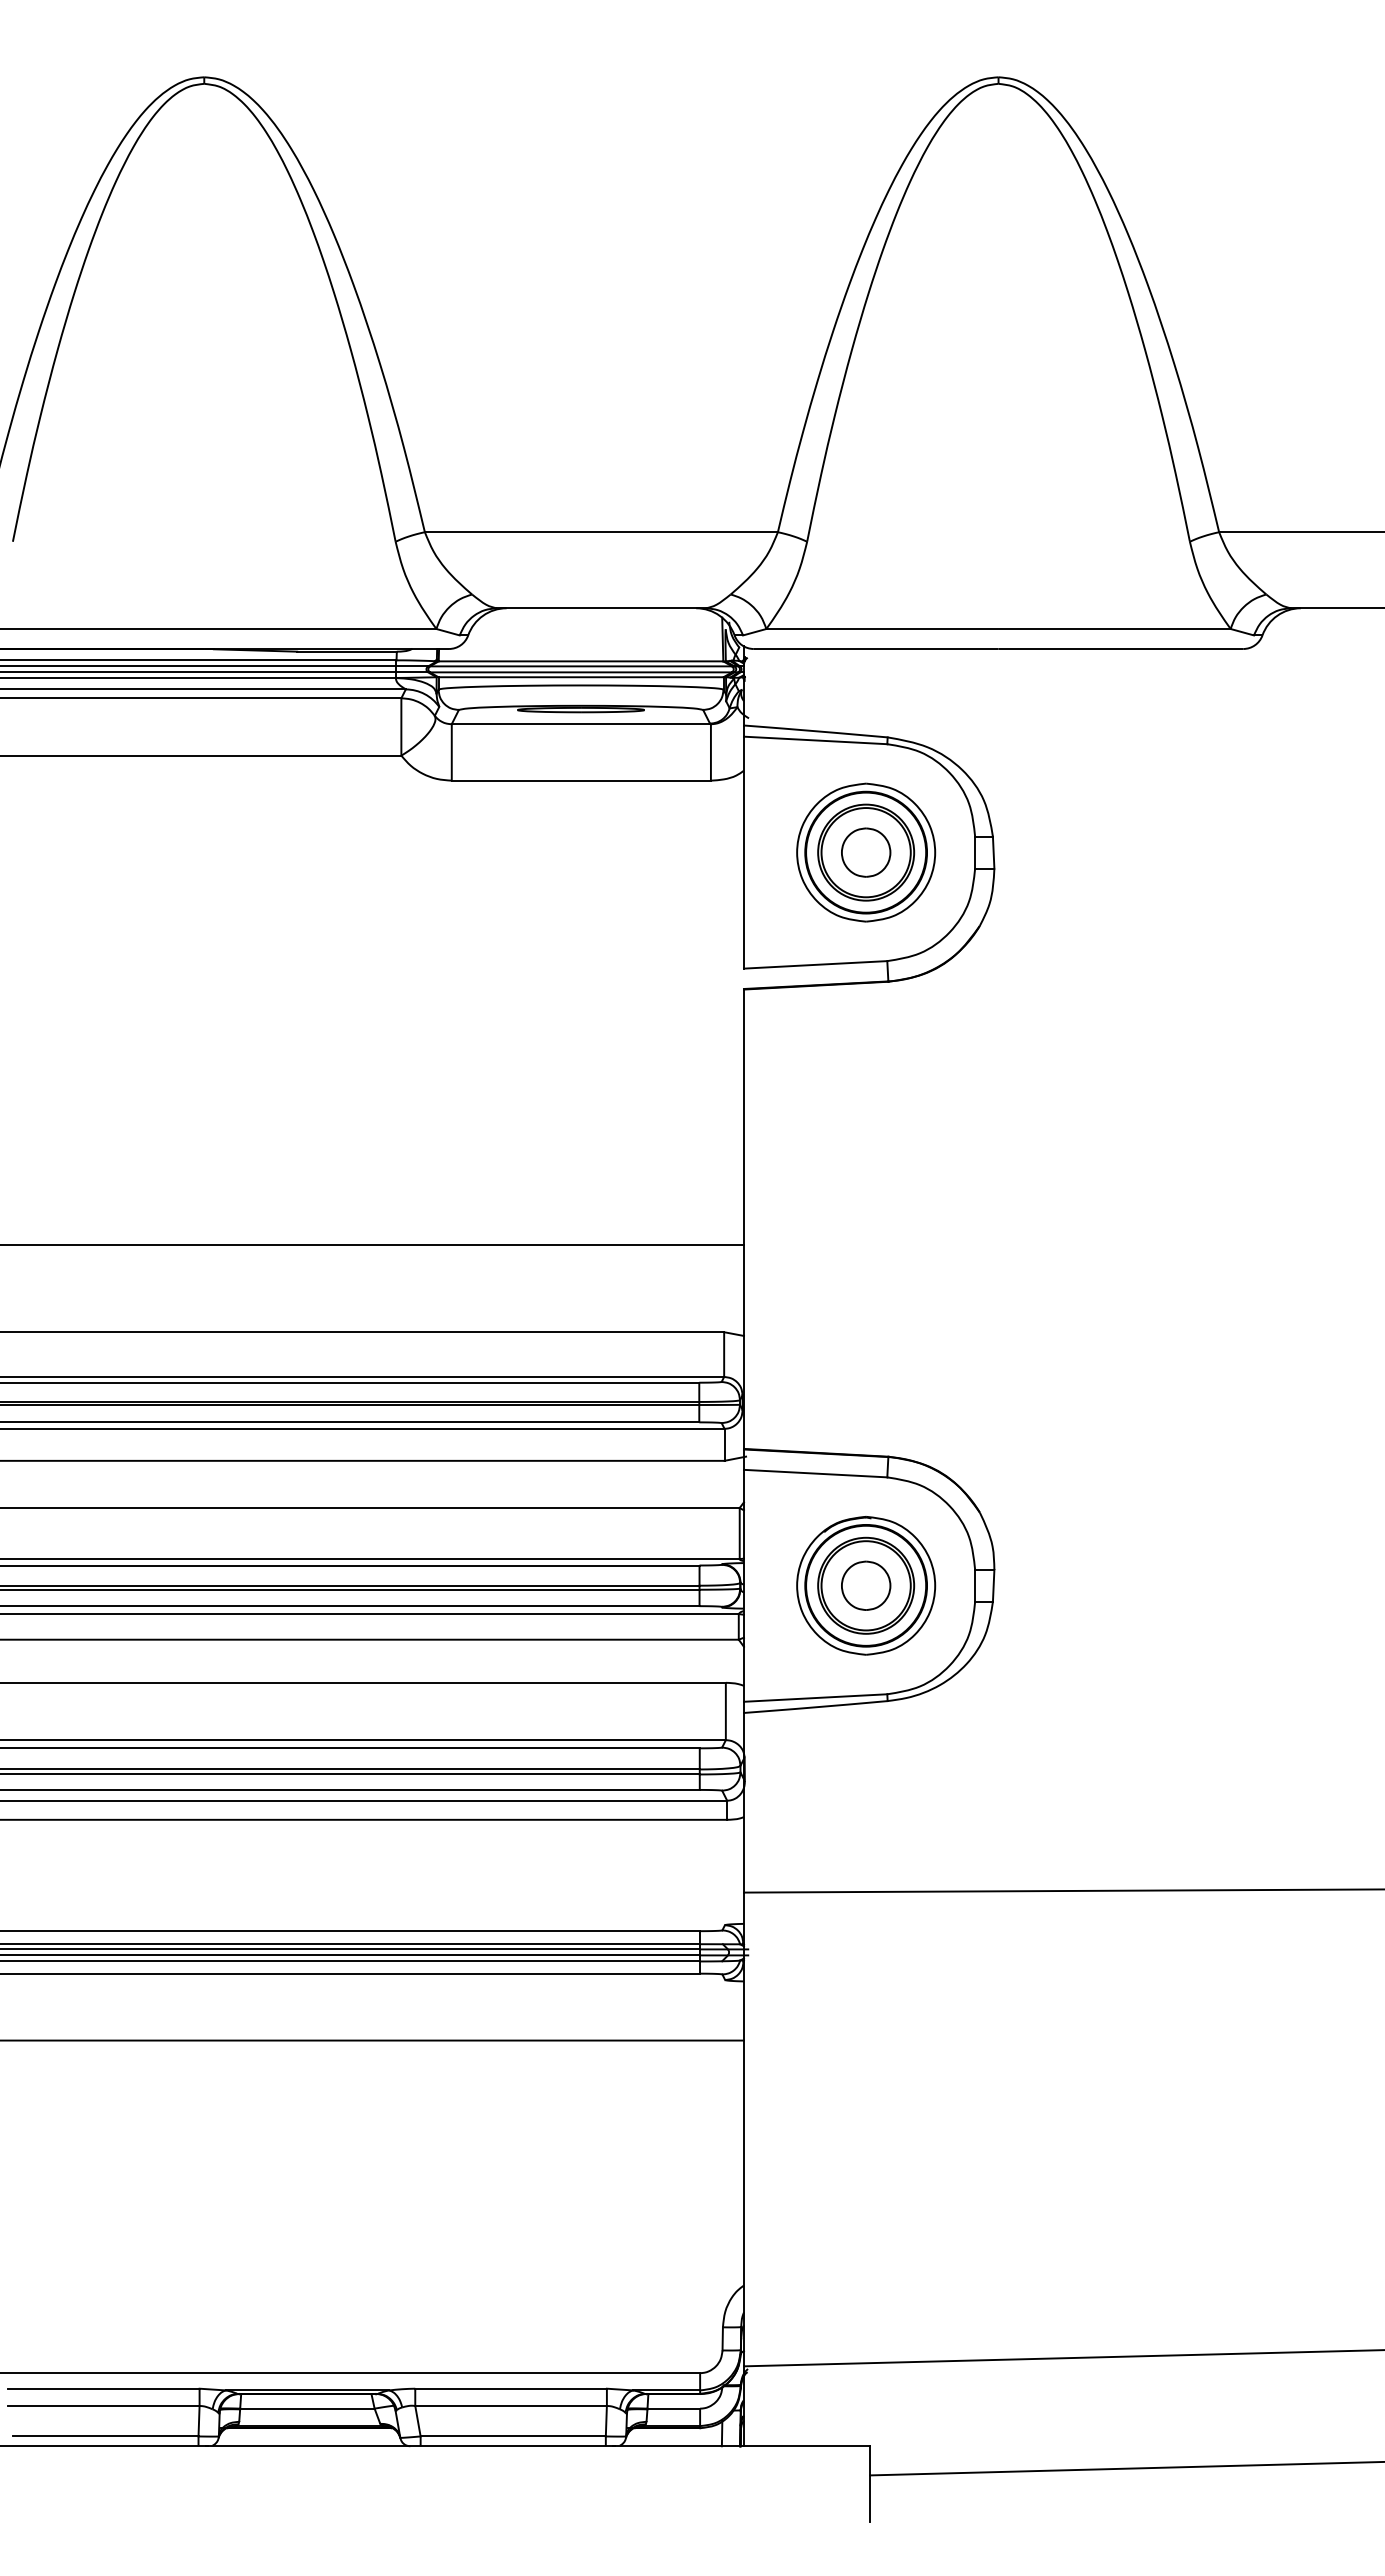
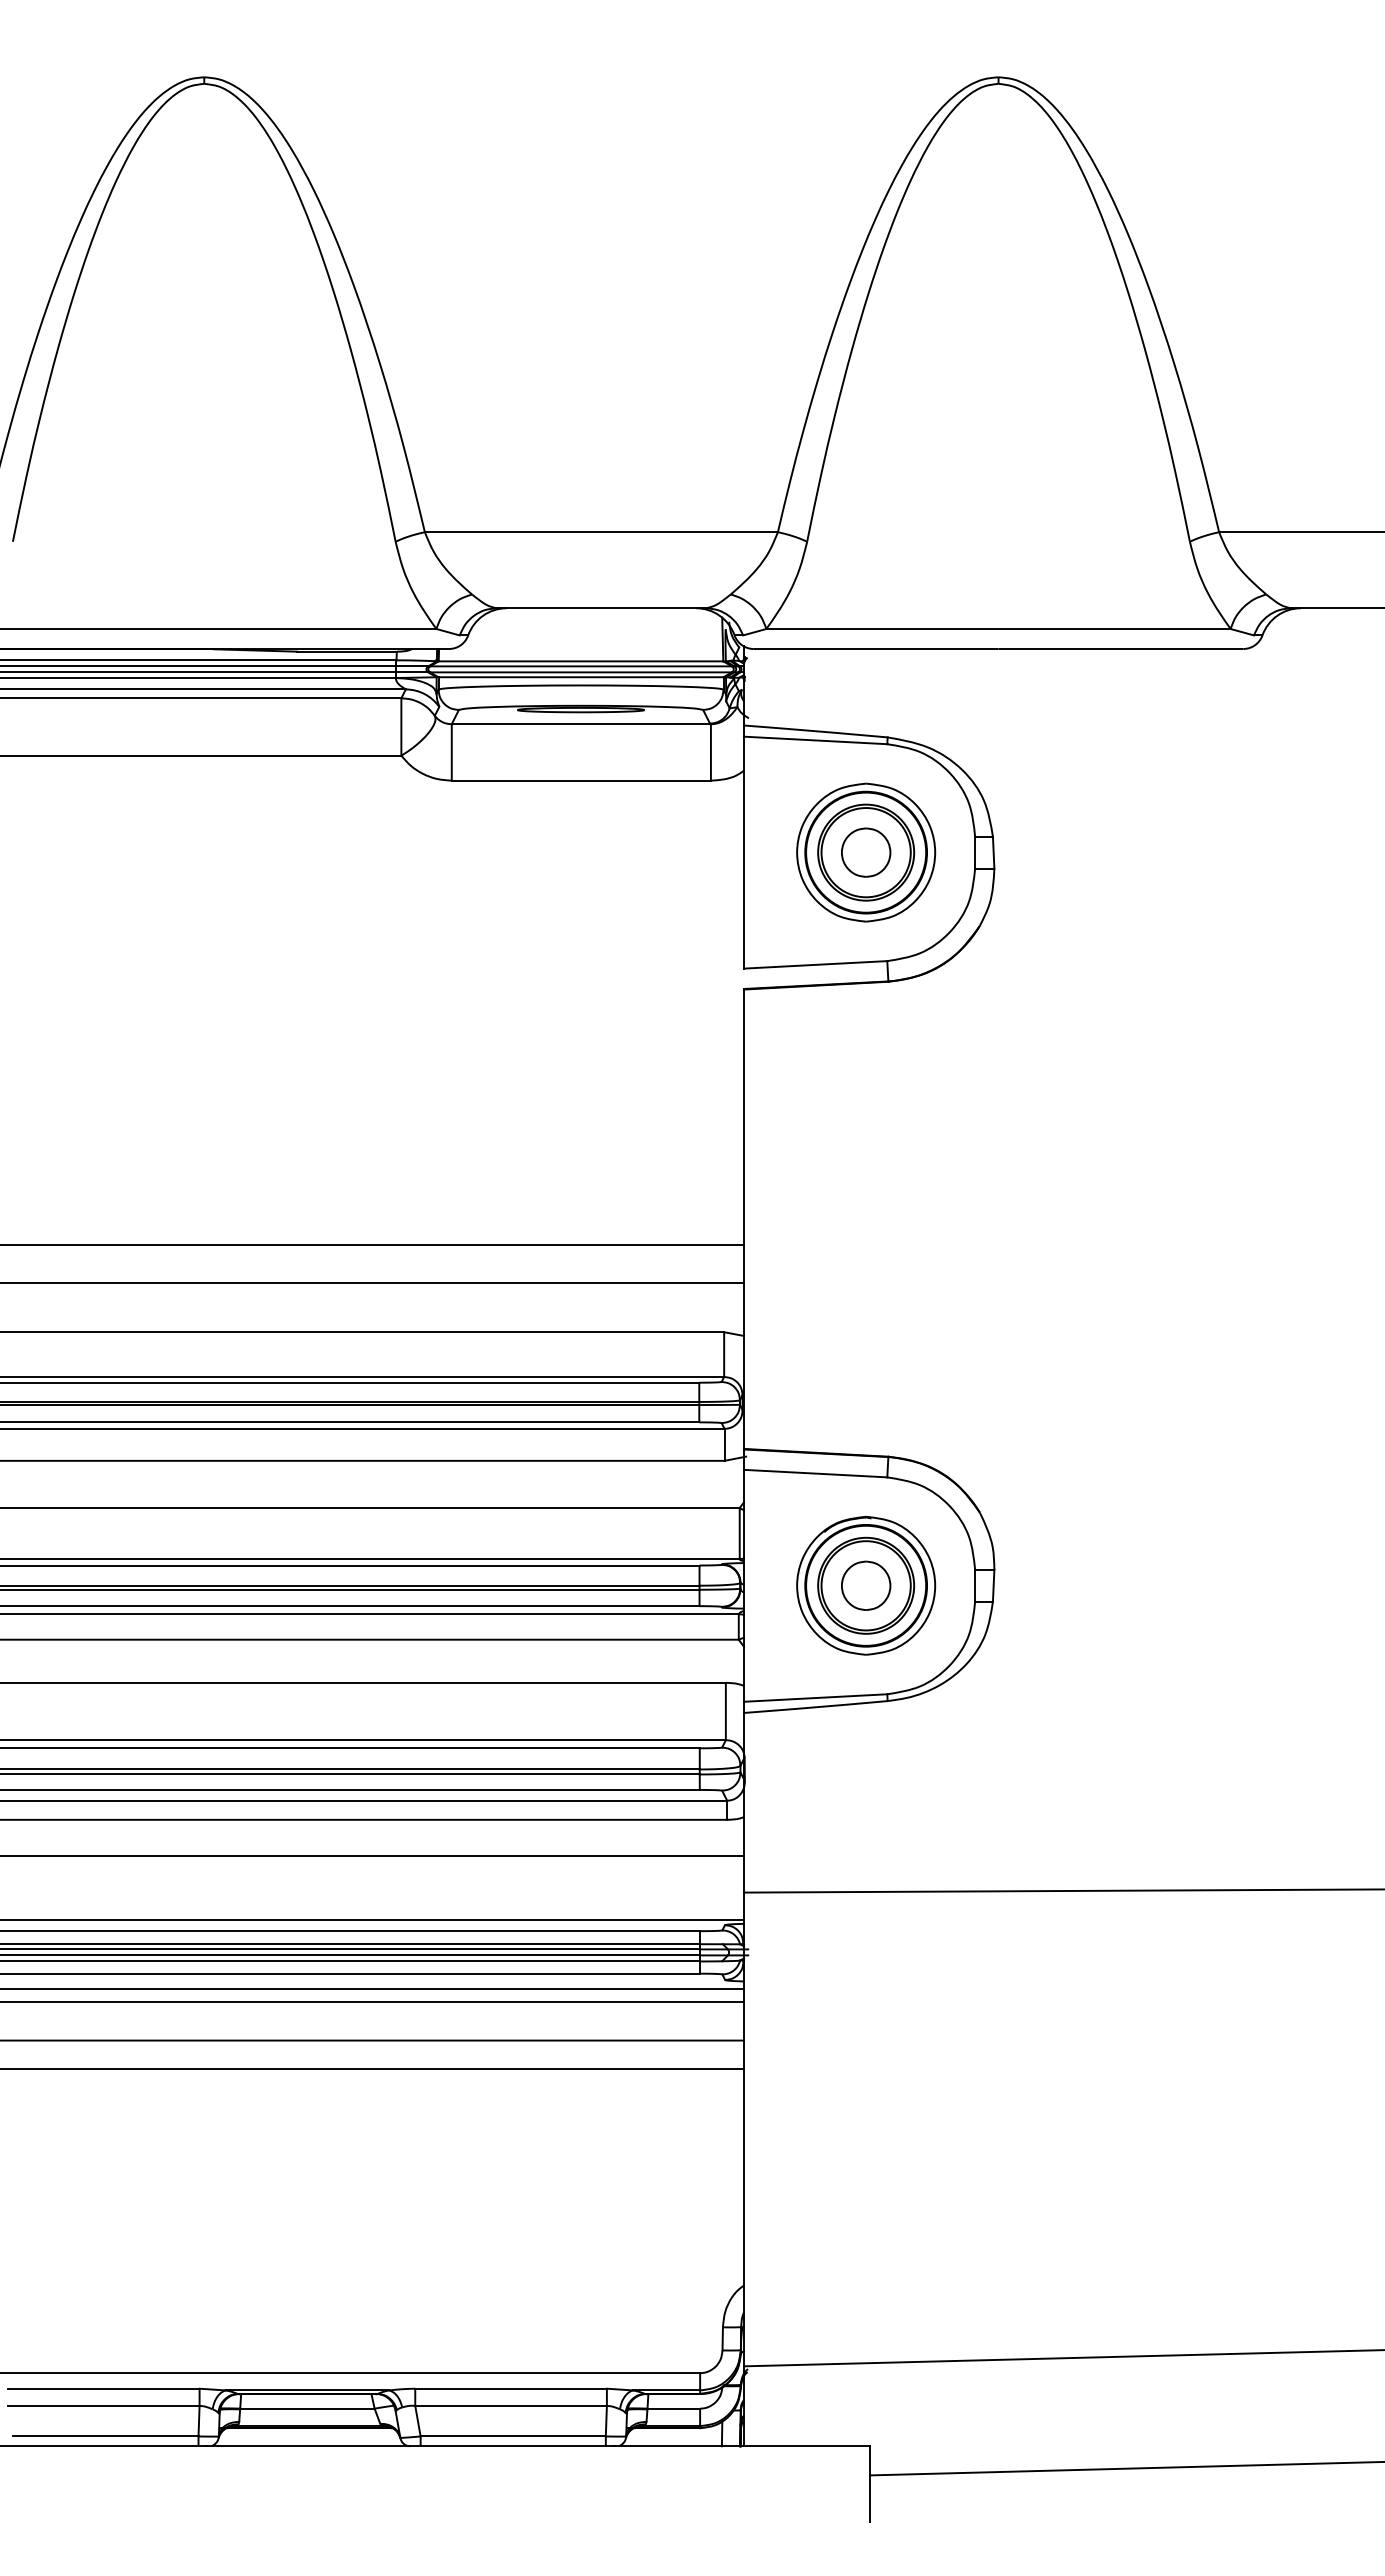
line: none -> present (372, 1283)
line: none -> present (372, 1856)
line: none -> present (372, 1919)
line: none -> present (372, 1989)
line: none -> present (372, 2001)
line: none -> present (372, 2068)
